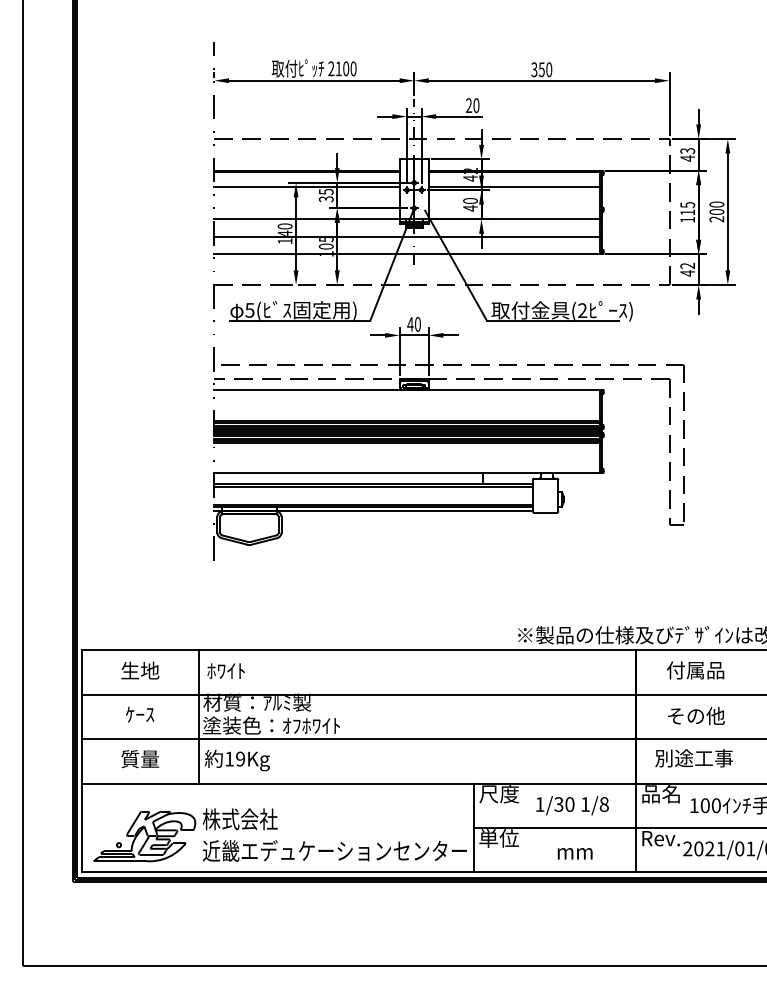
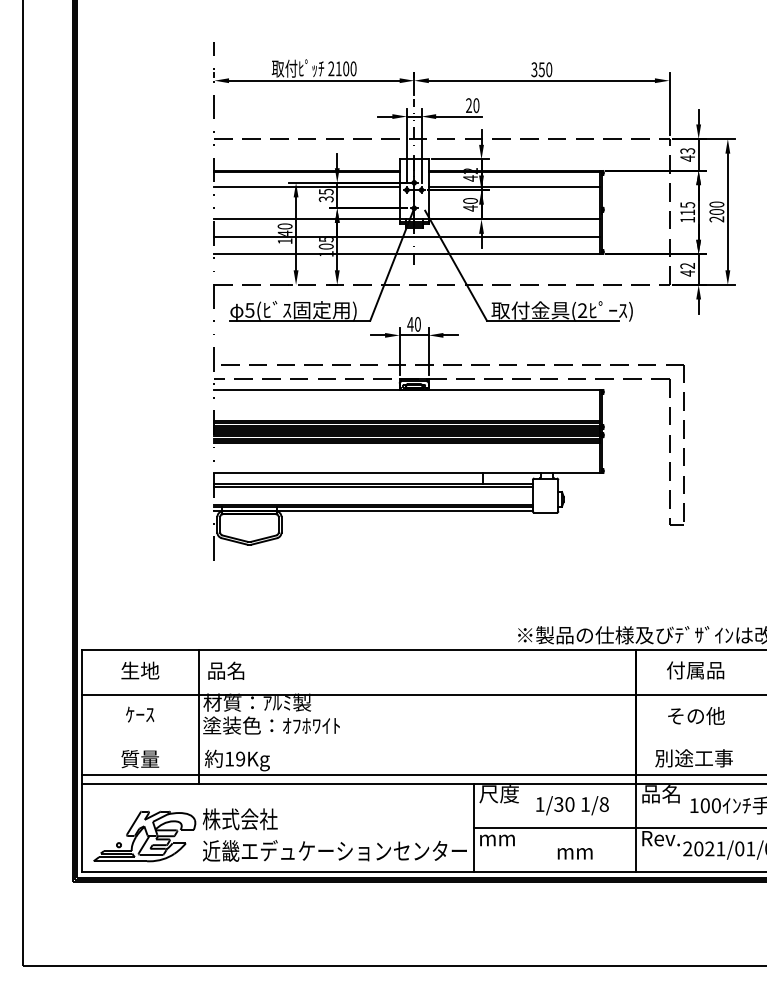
text: ﾎﾜｲﾄ -> 品名 (225, 670)
line position: (422, 739) -> (422, 775) (422, 775)
text: 単位 -> mm (498, 838)
